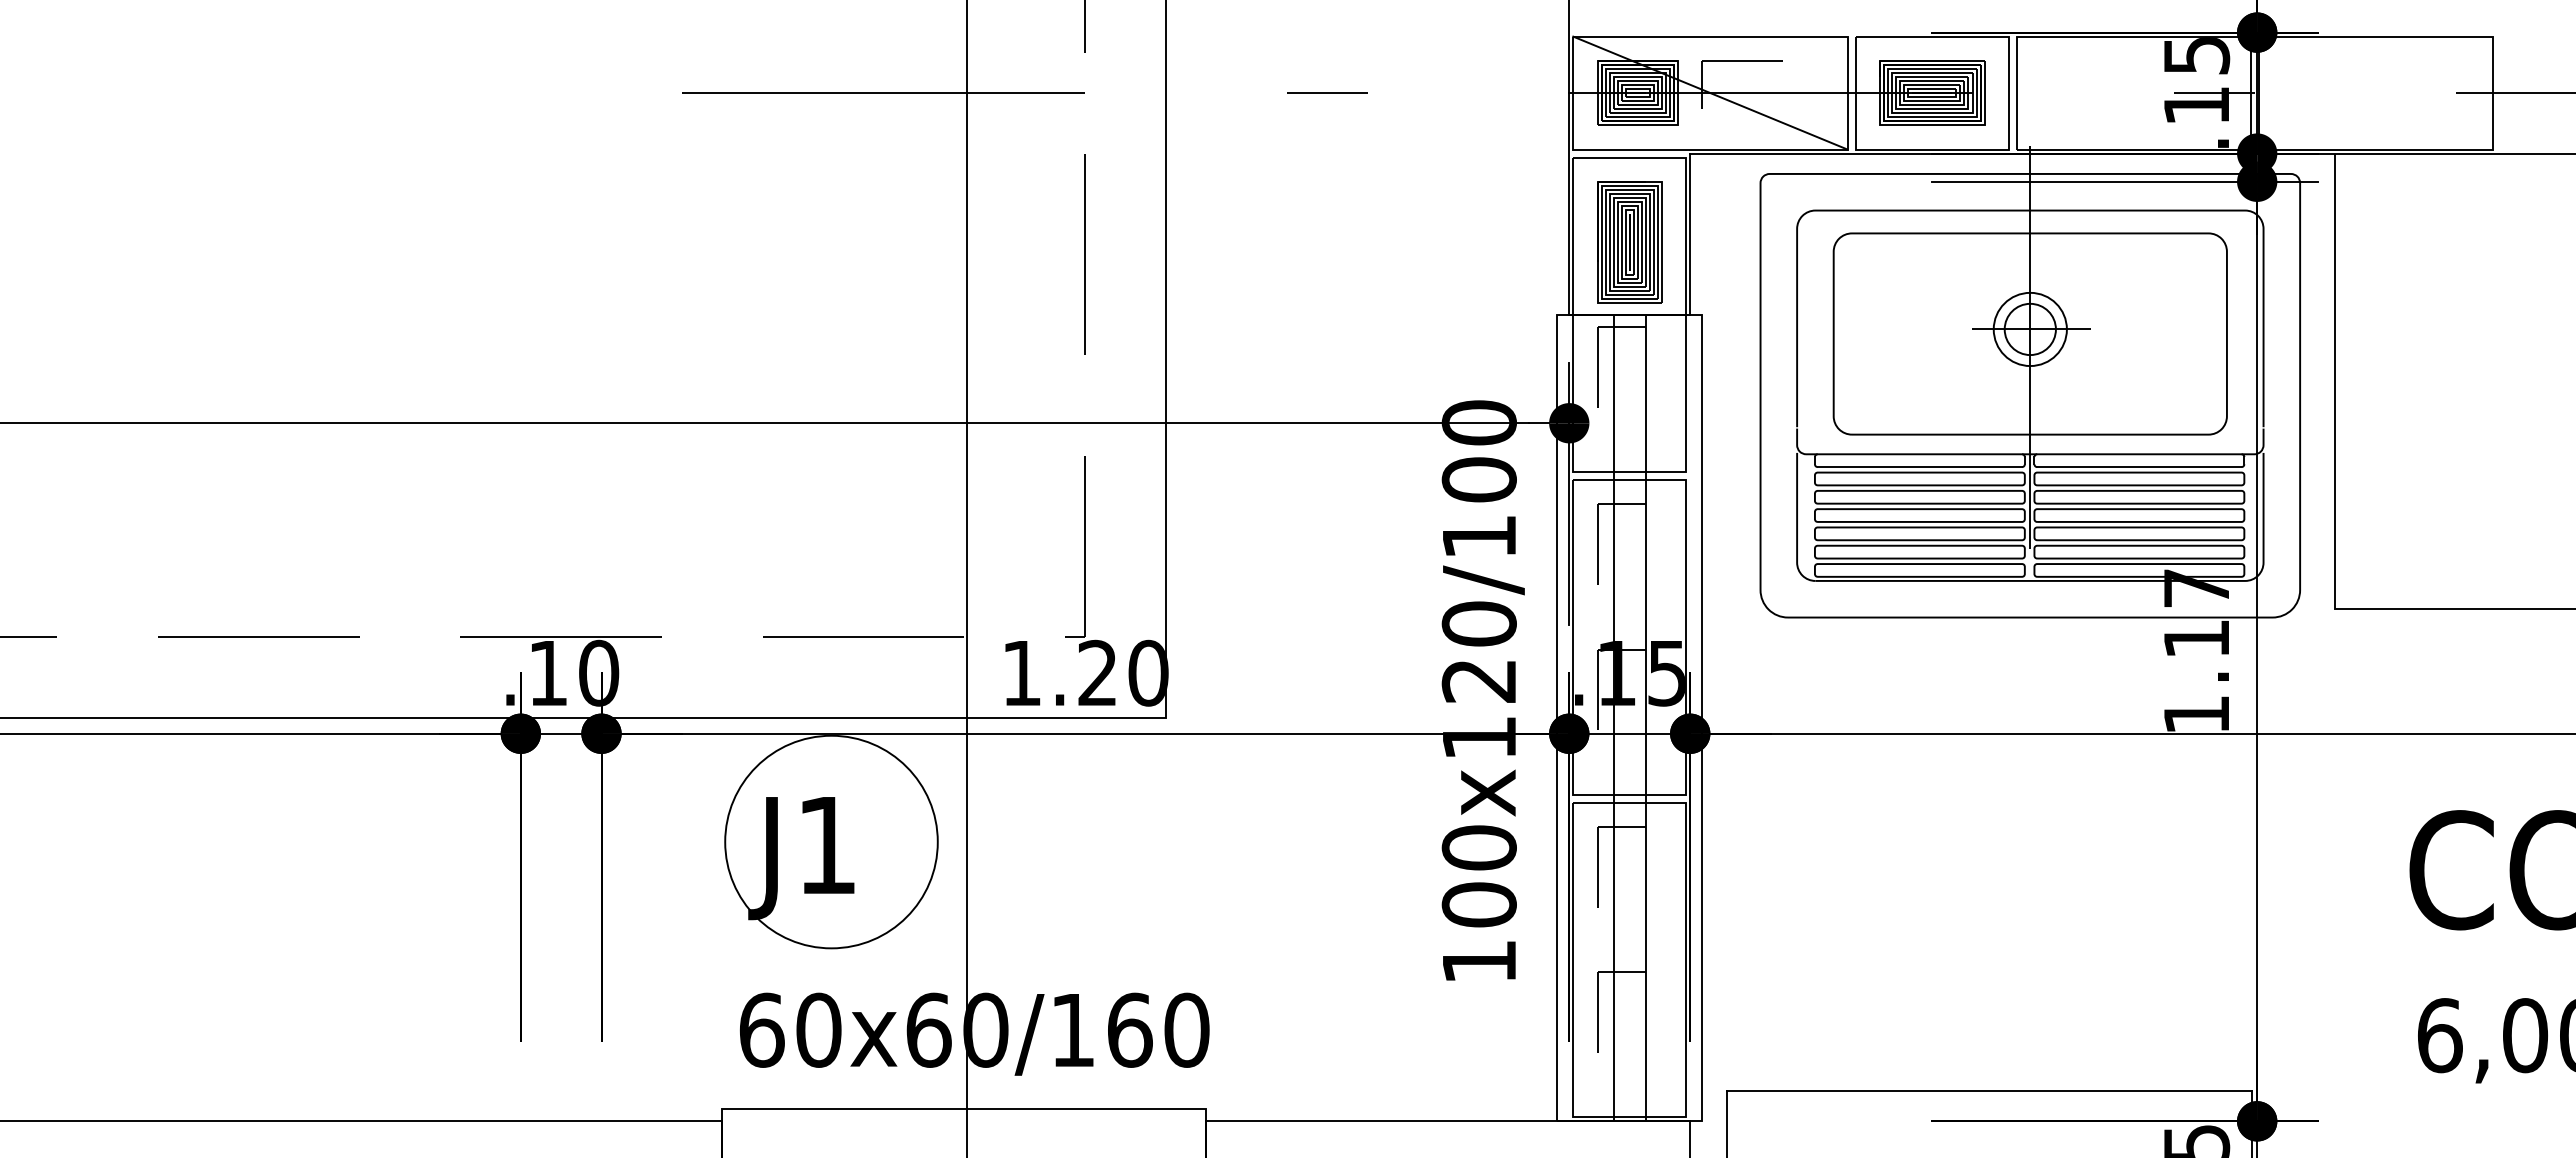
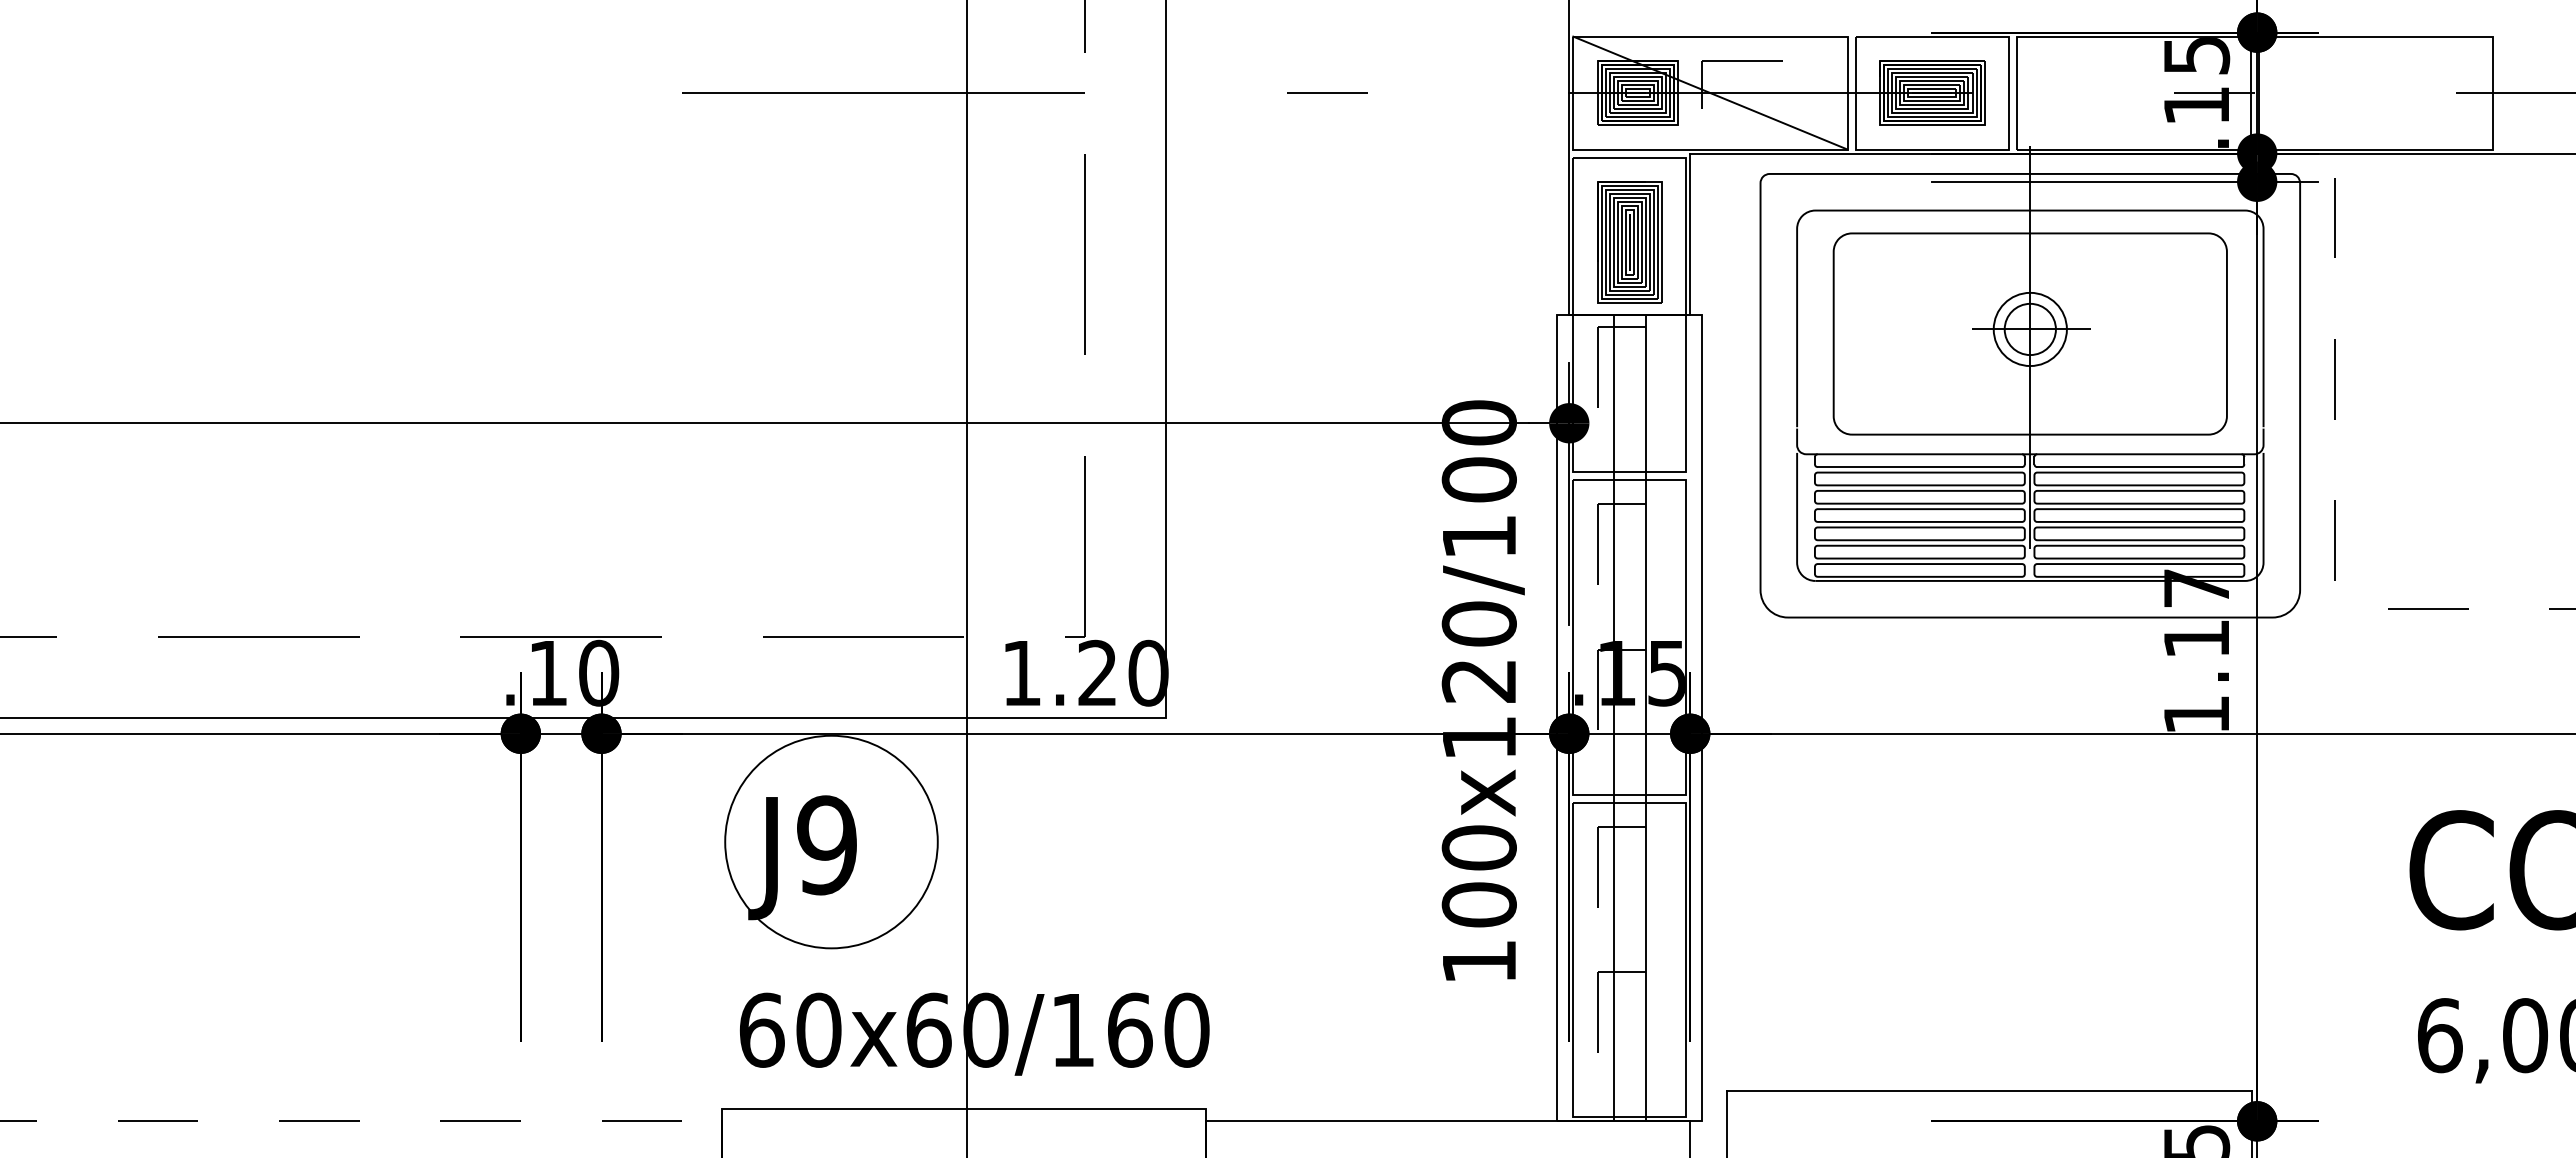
line: solid -> dashed (2335, 501)
text: J1 -> J9 (826, 845)
line: solid -> dashed (361, 1121)
